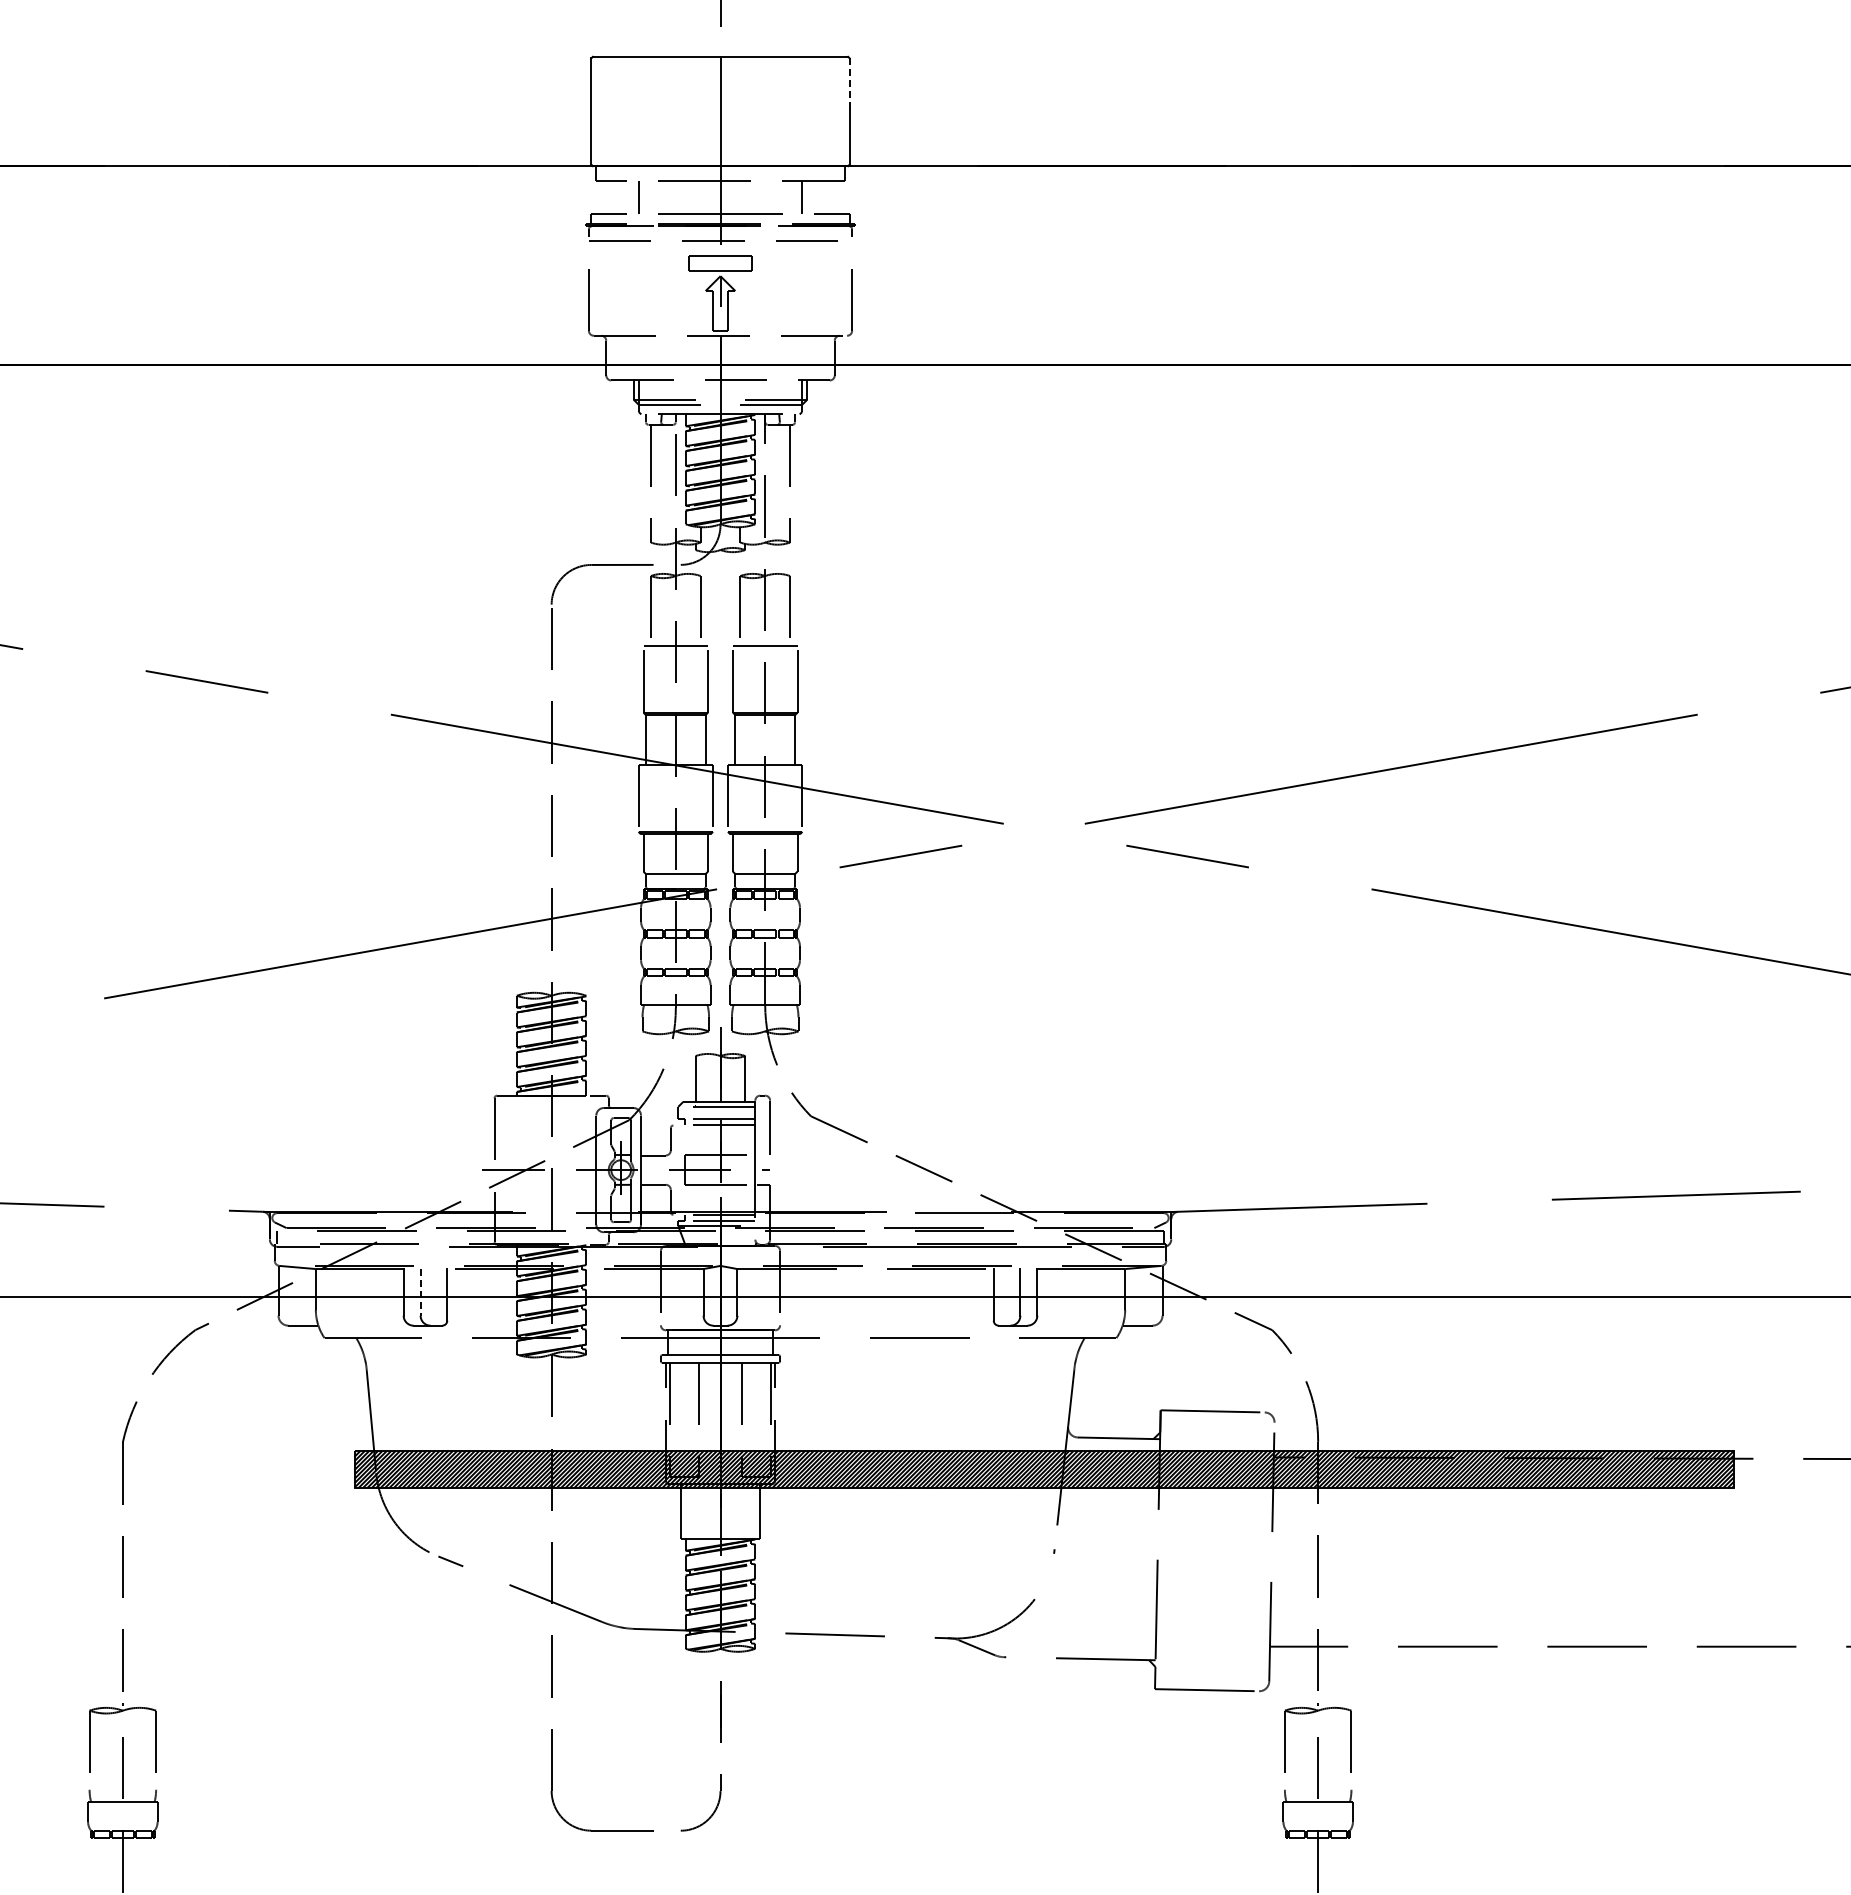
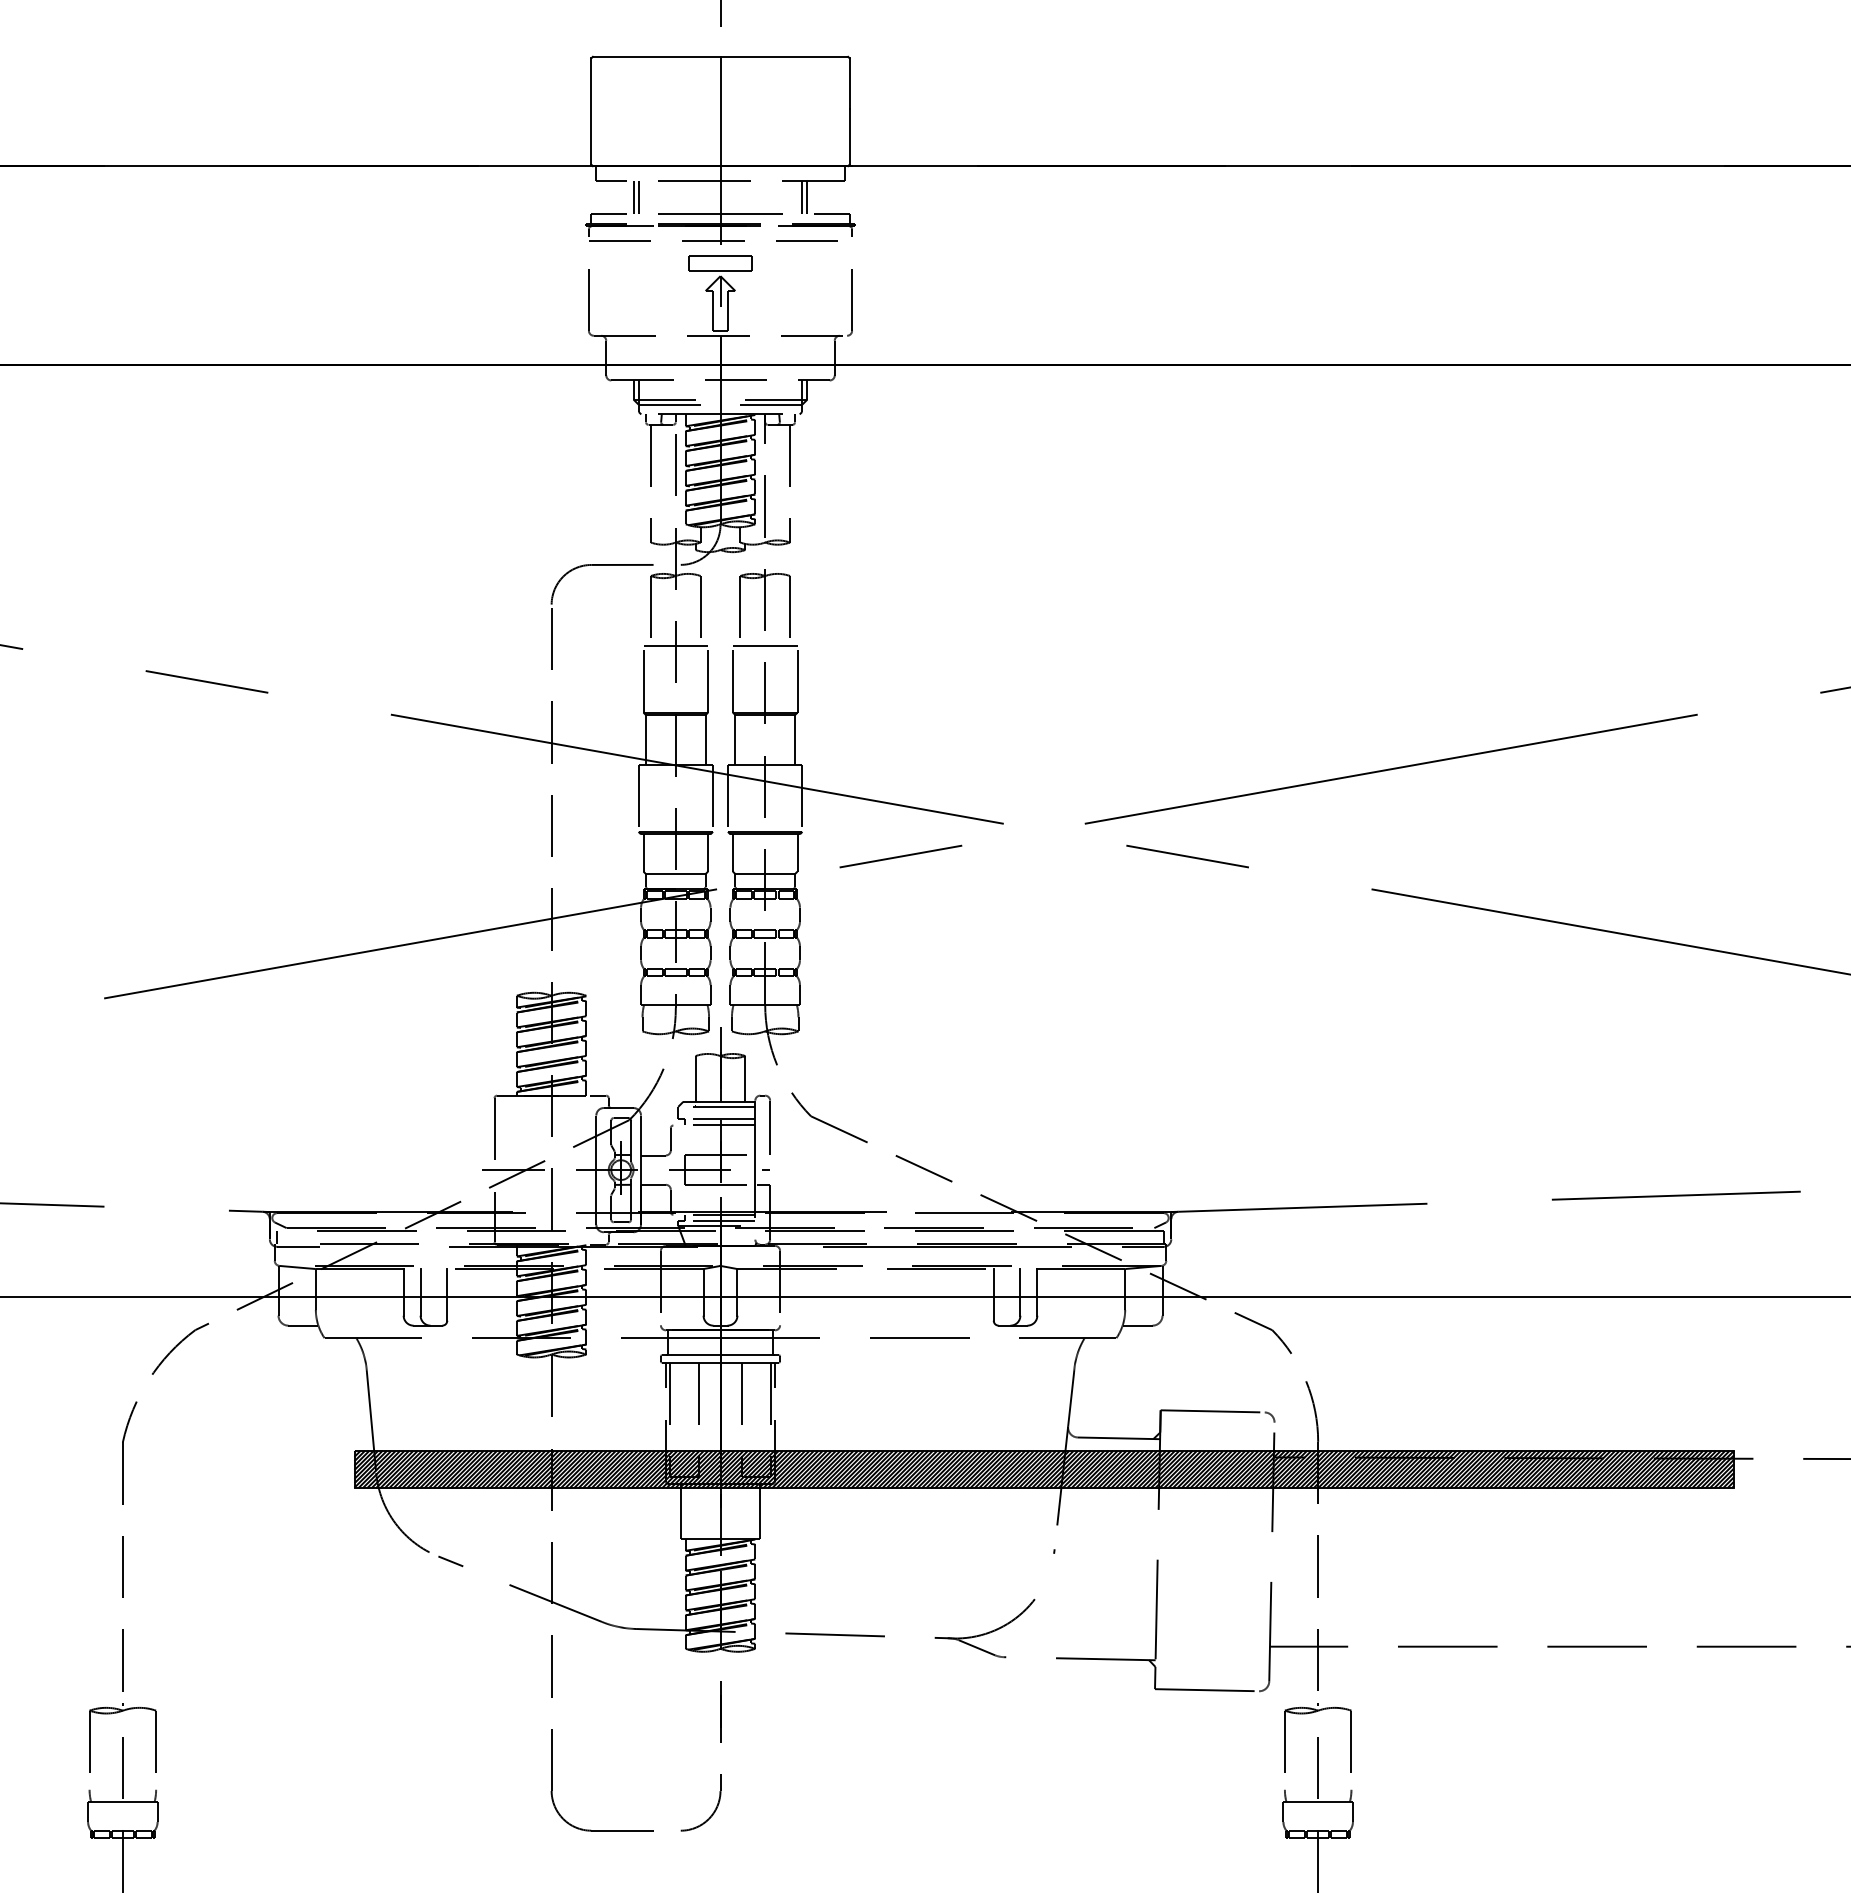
line: dashed -> solid (849, 84)
line: none -> present (633, 197)
line: none -> present (807, 197)
line: dashed -> solid (420, 1292)
